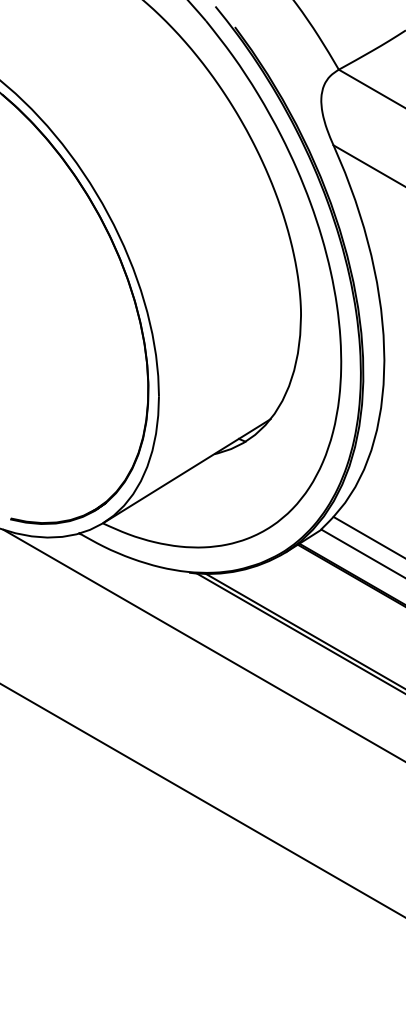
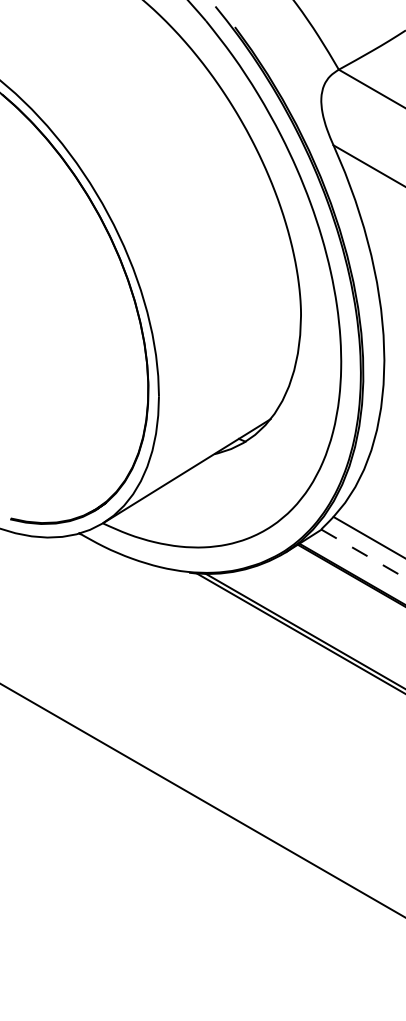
line: solid -> dashed (363, 554)
line: present -> none (202, 644)
